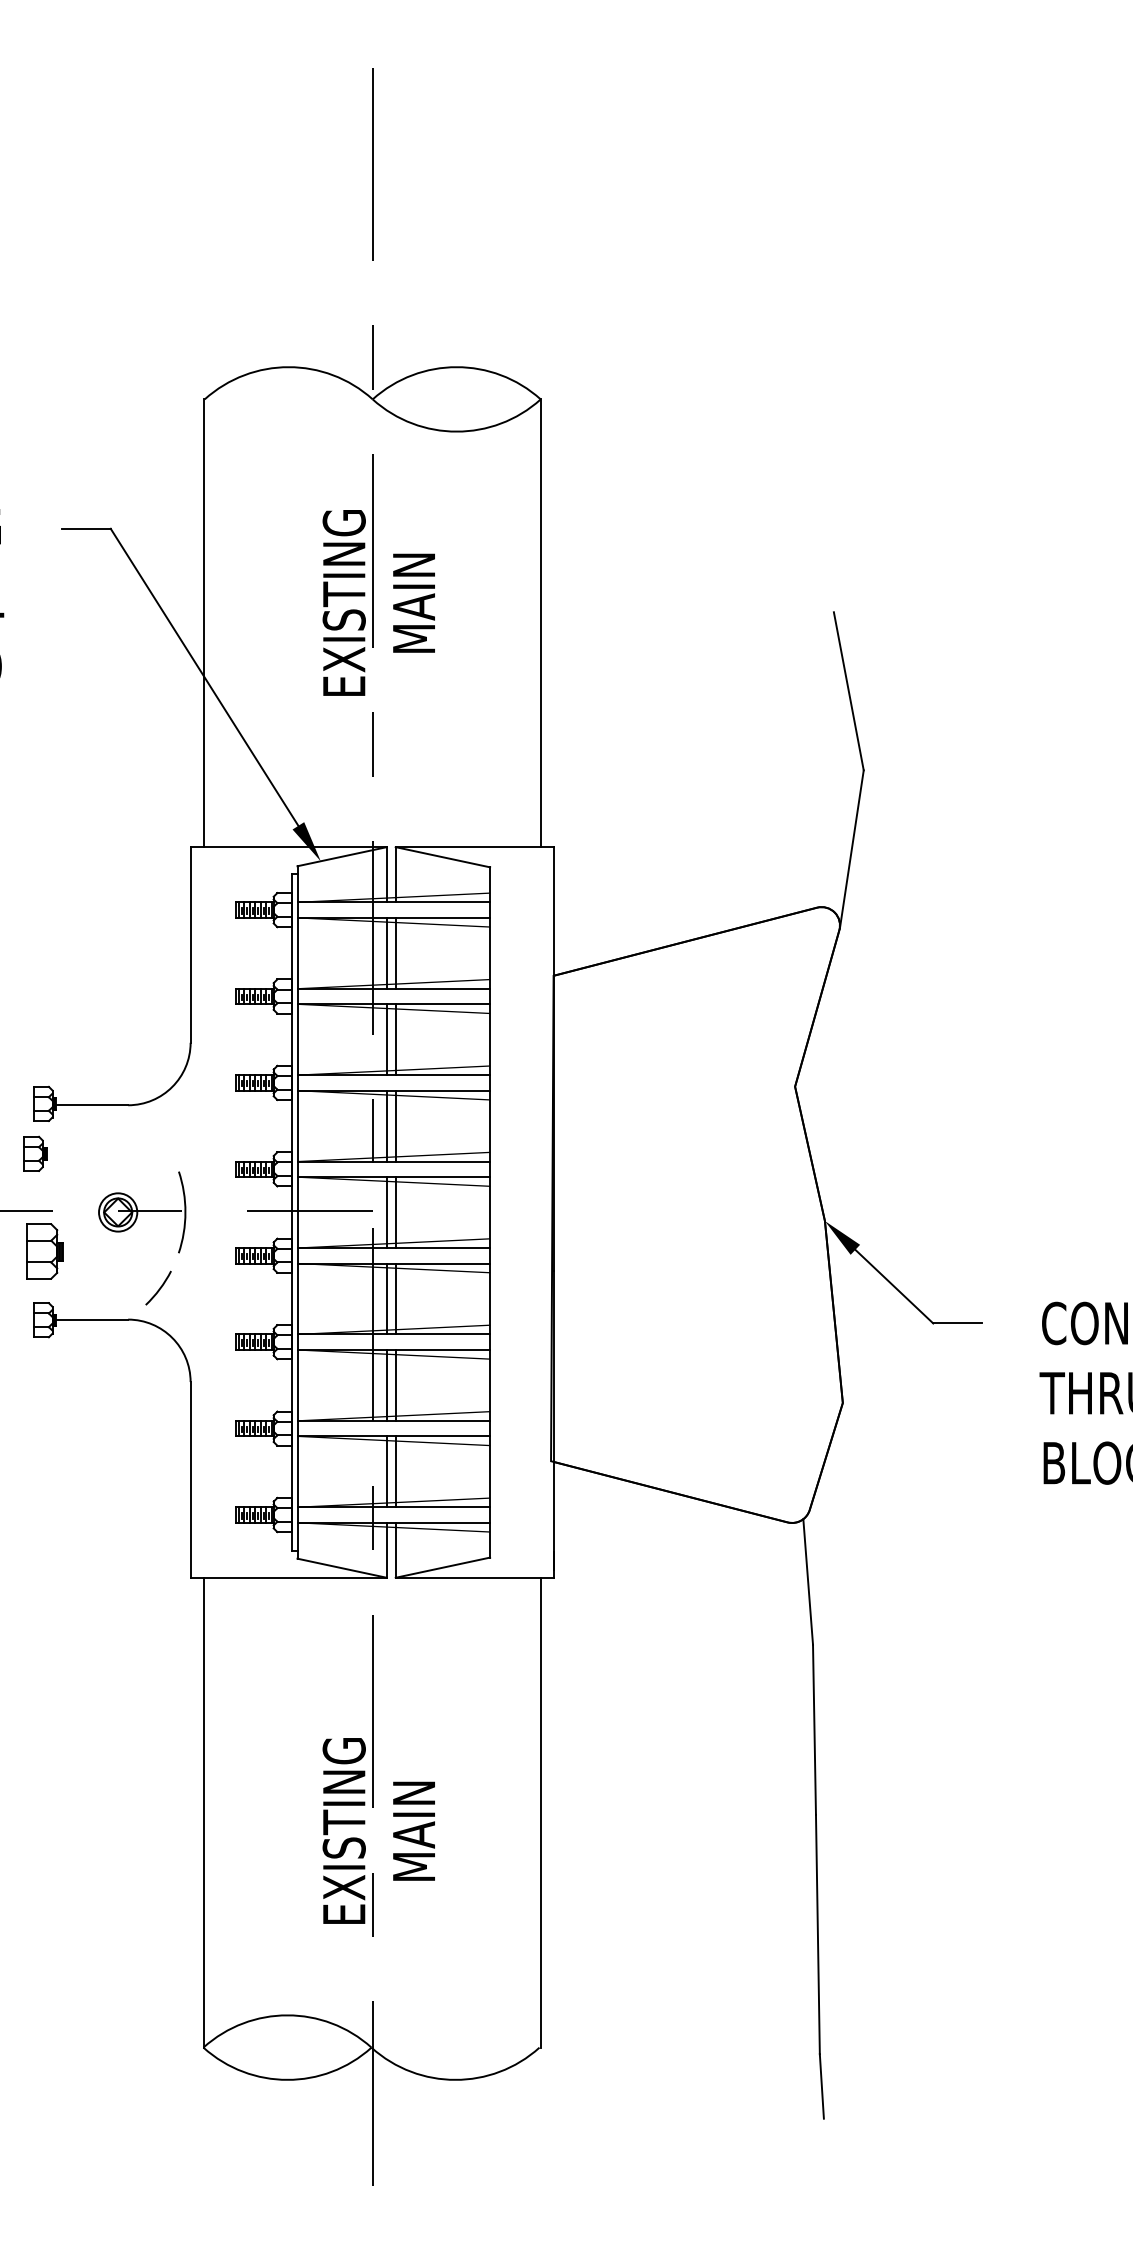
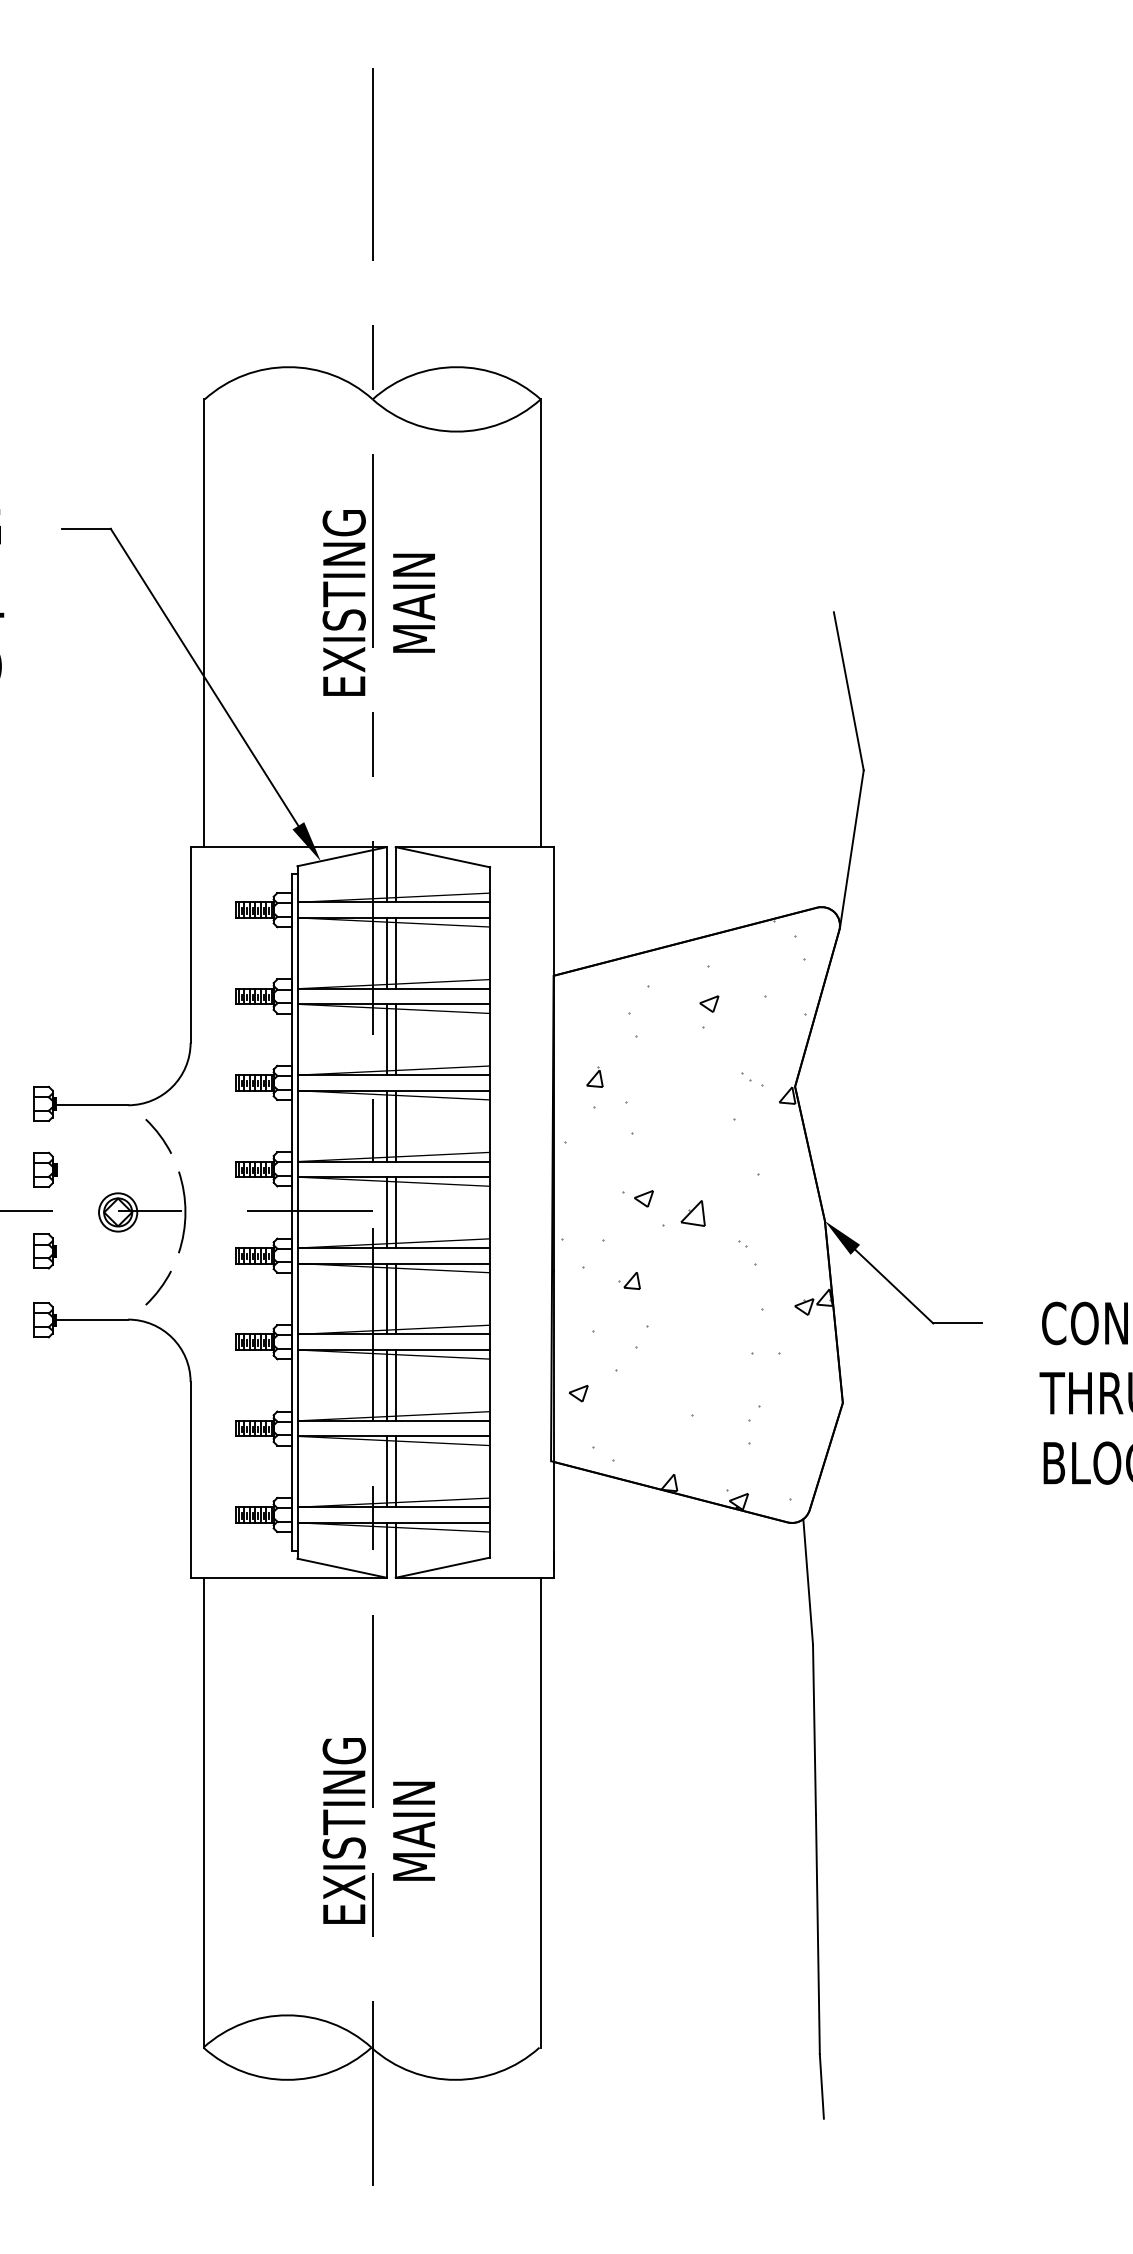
arc: none -> present (158, 1135)
part position: (35, 1153) -> (45, 1169) (45, 1169)
hatch: none -> present (696, 1214)
part size: 38x57 px -> 24x37 px (44, 1251)
